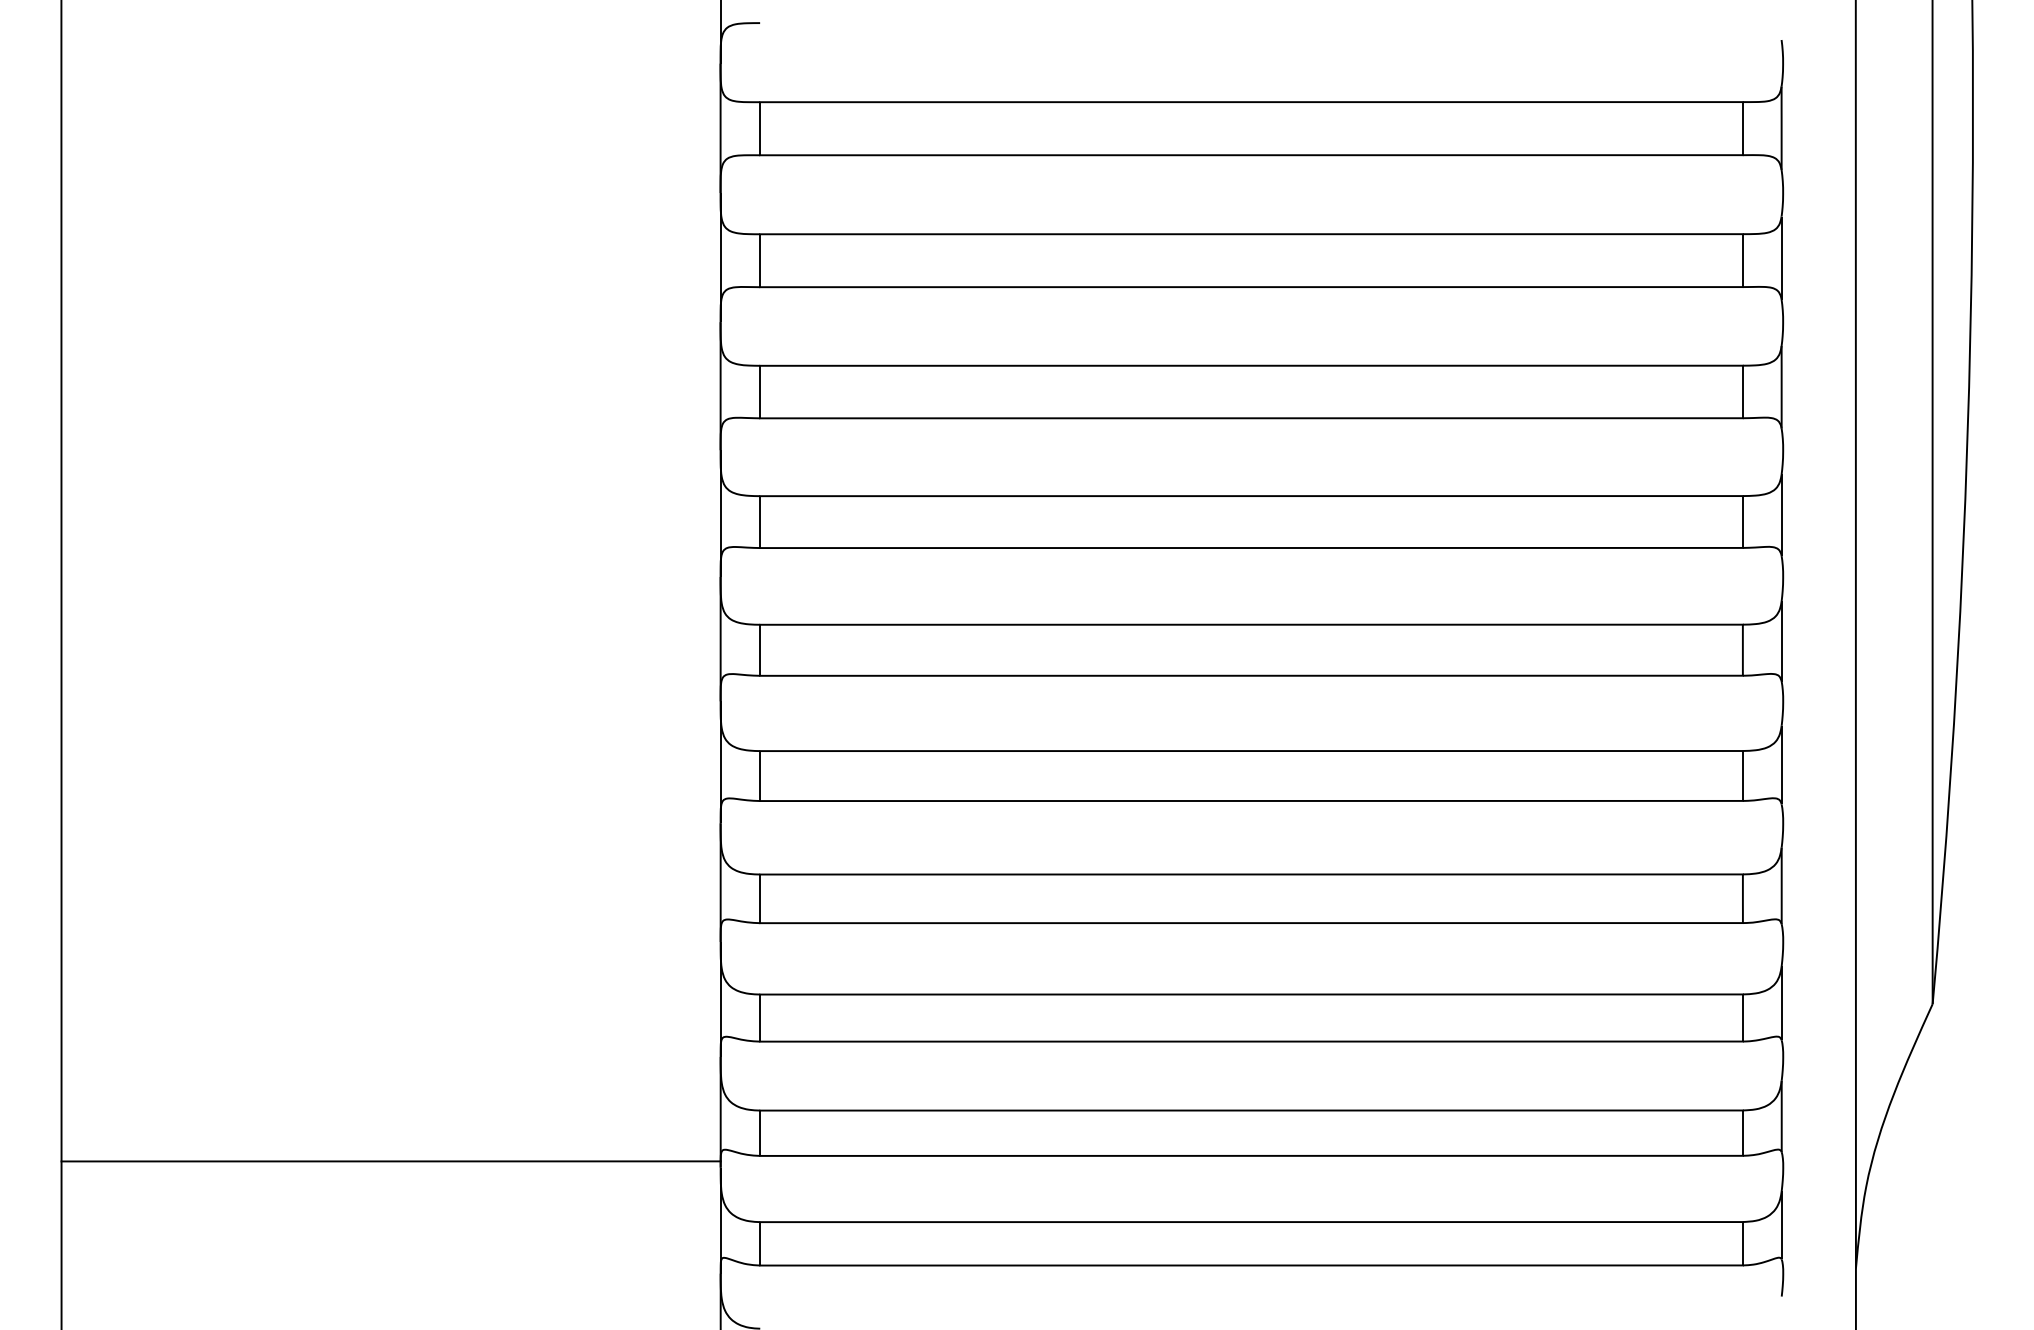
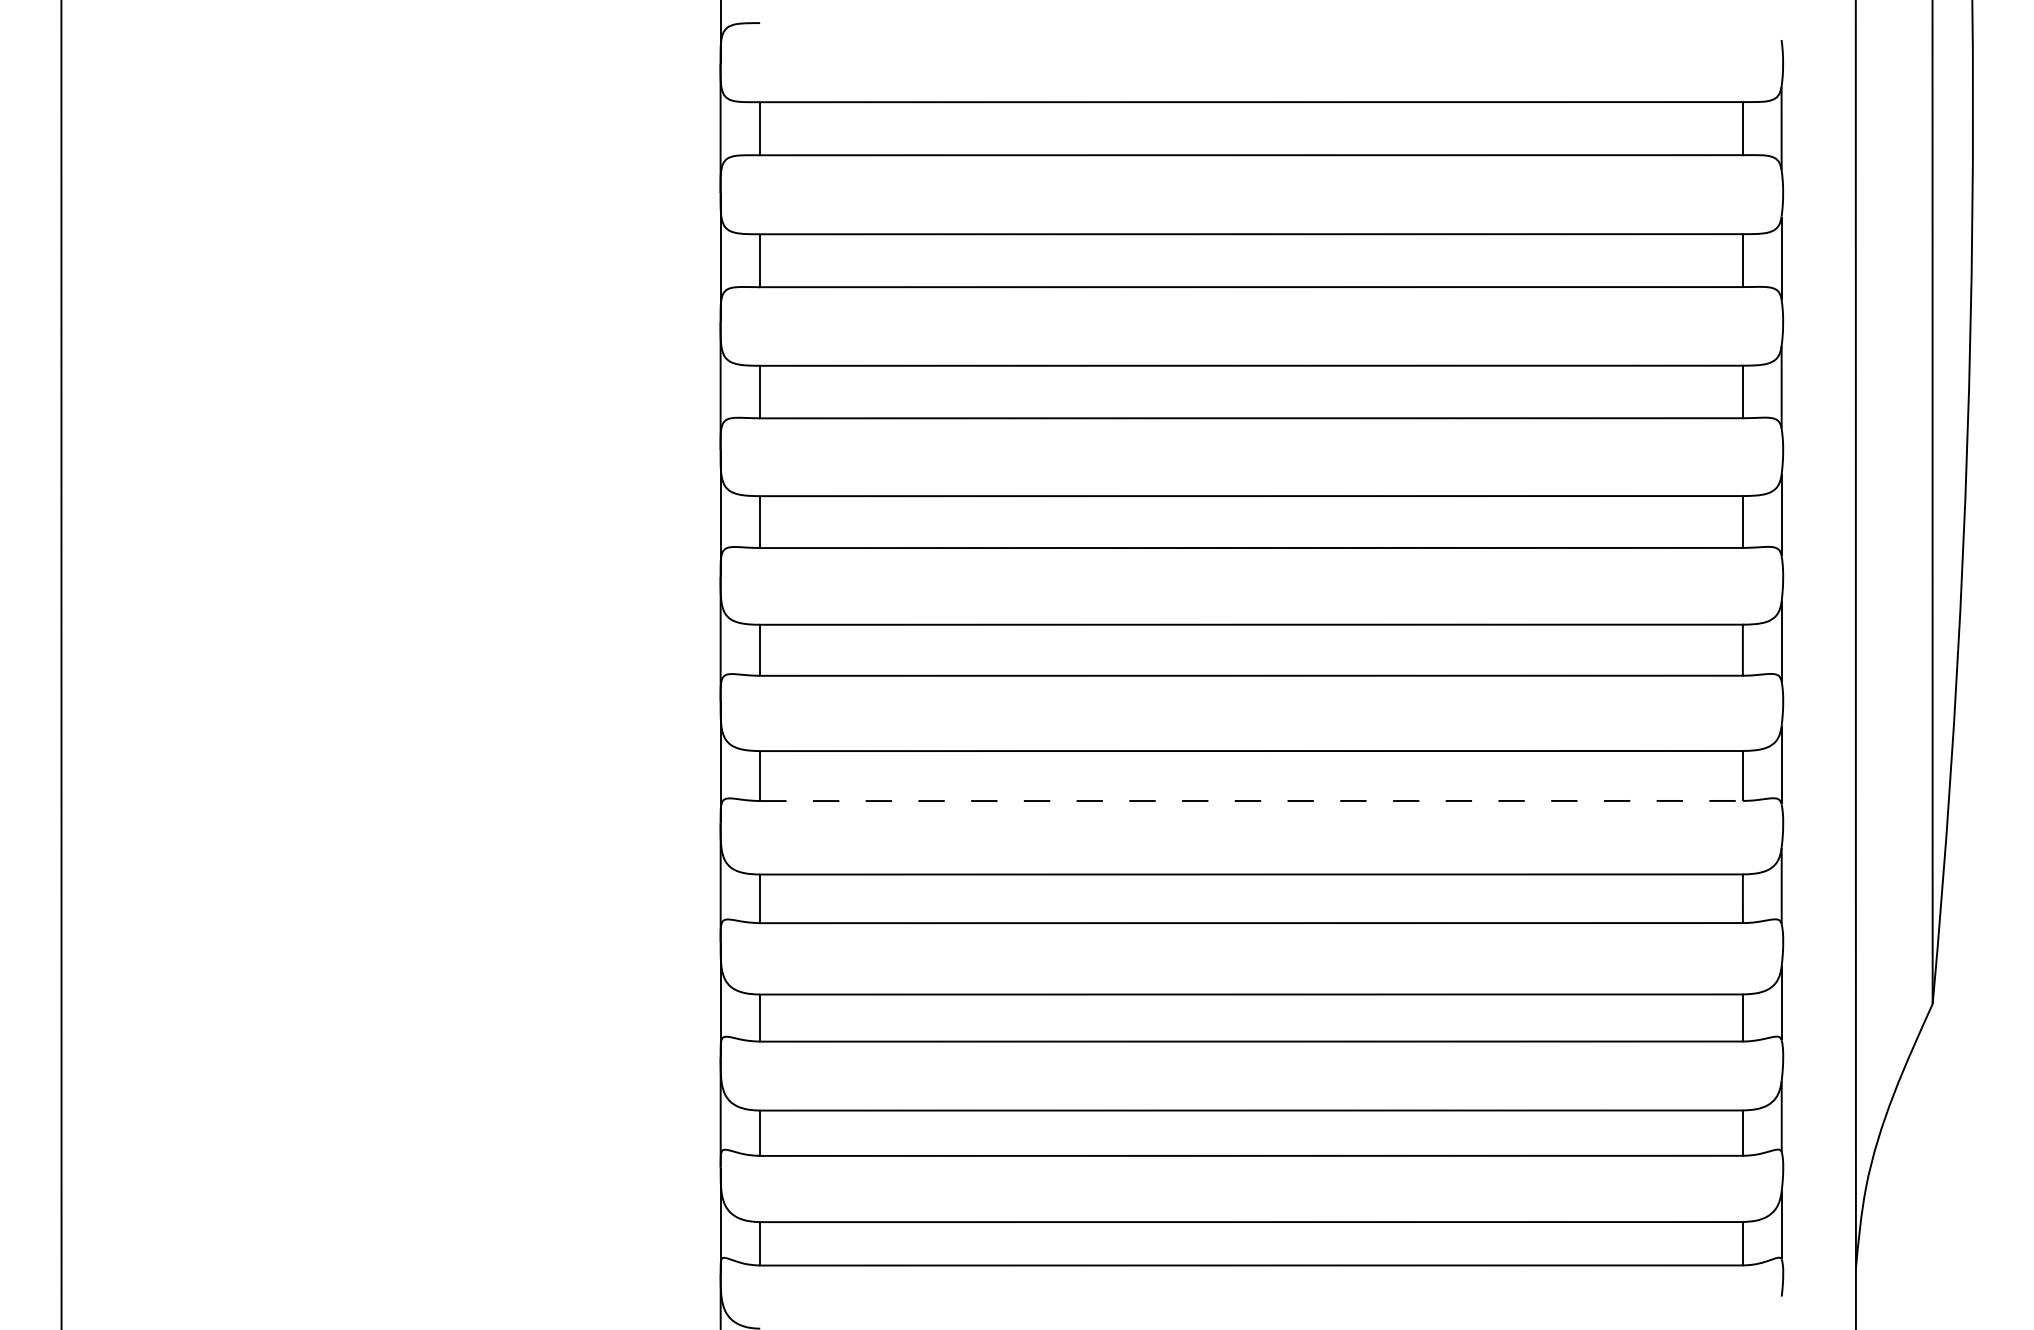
line: solid -> dashed (1252, 800)
line: present -> none (390, 1161)
